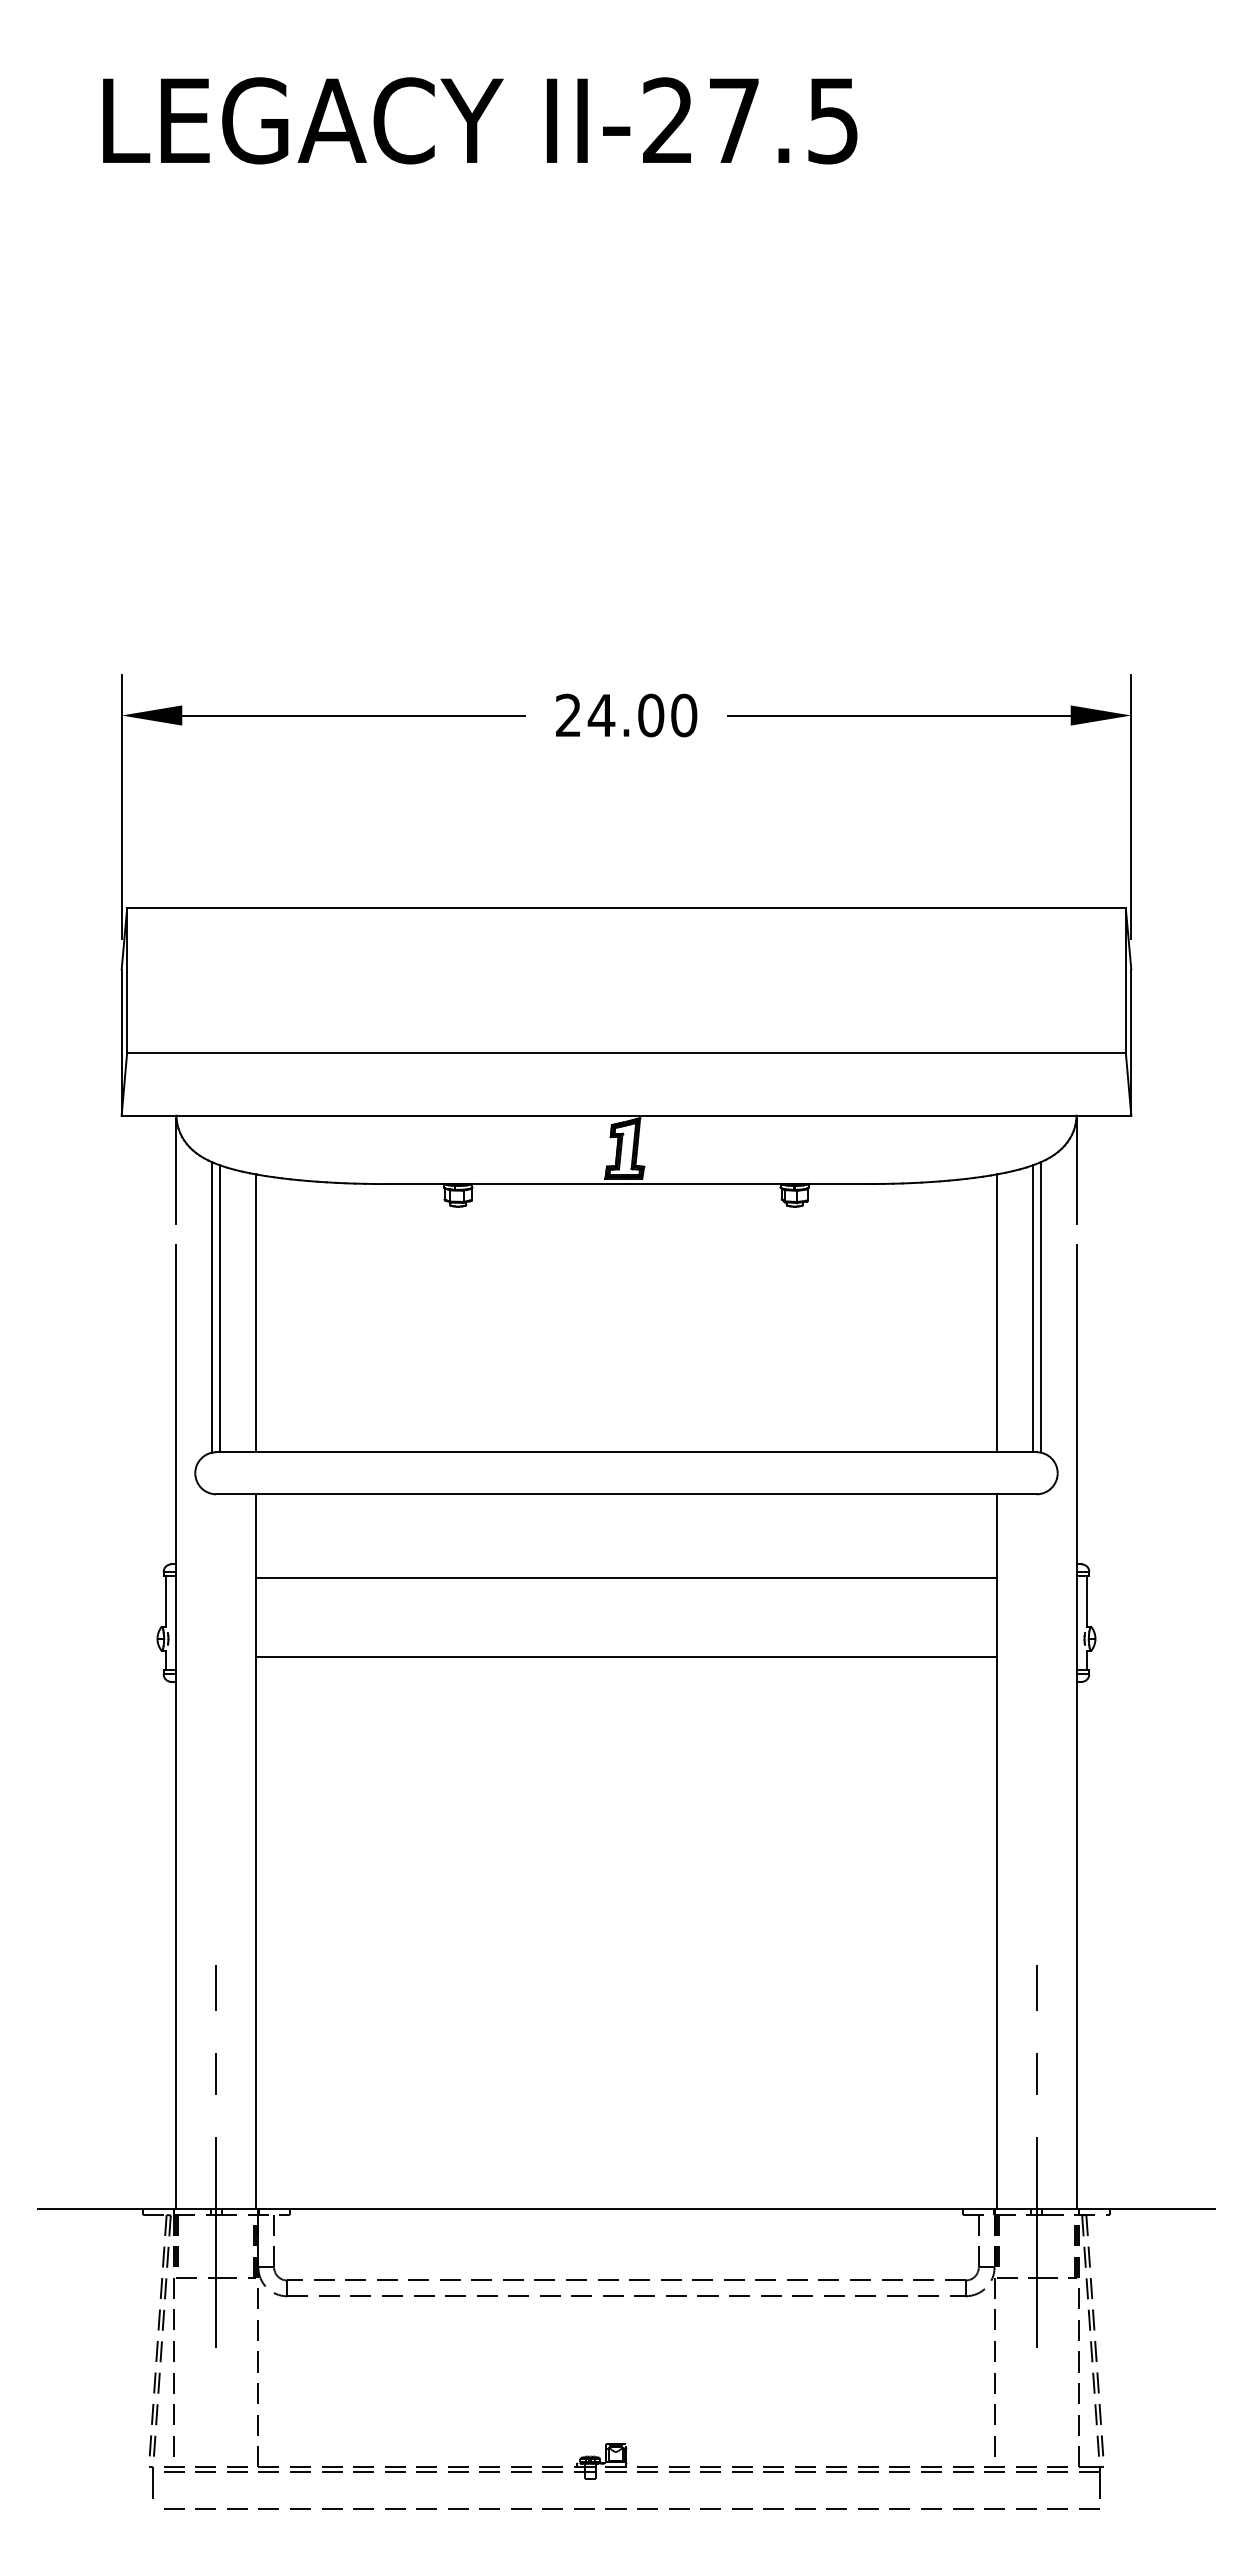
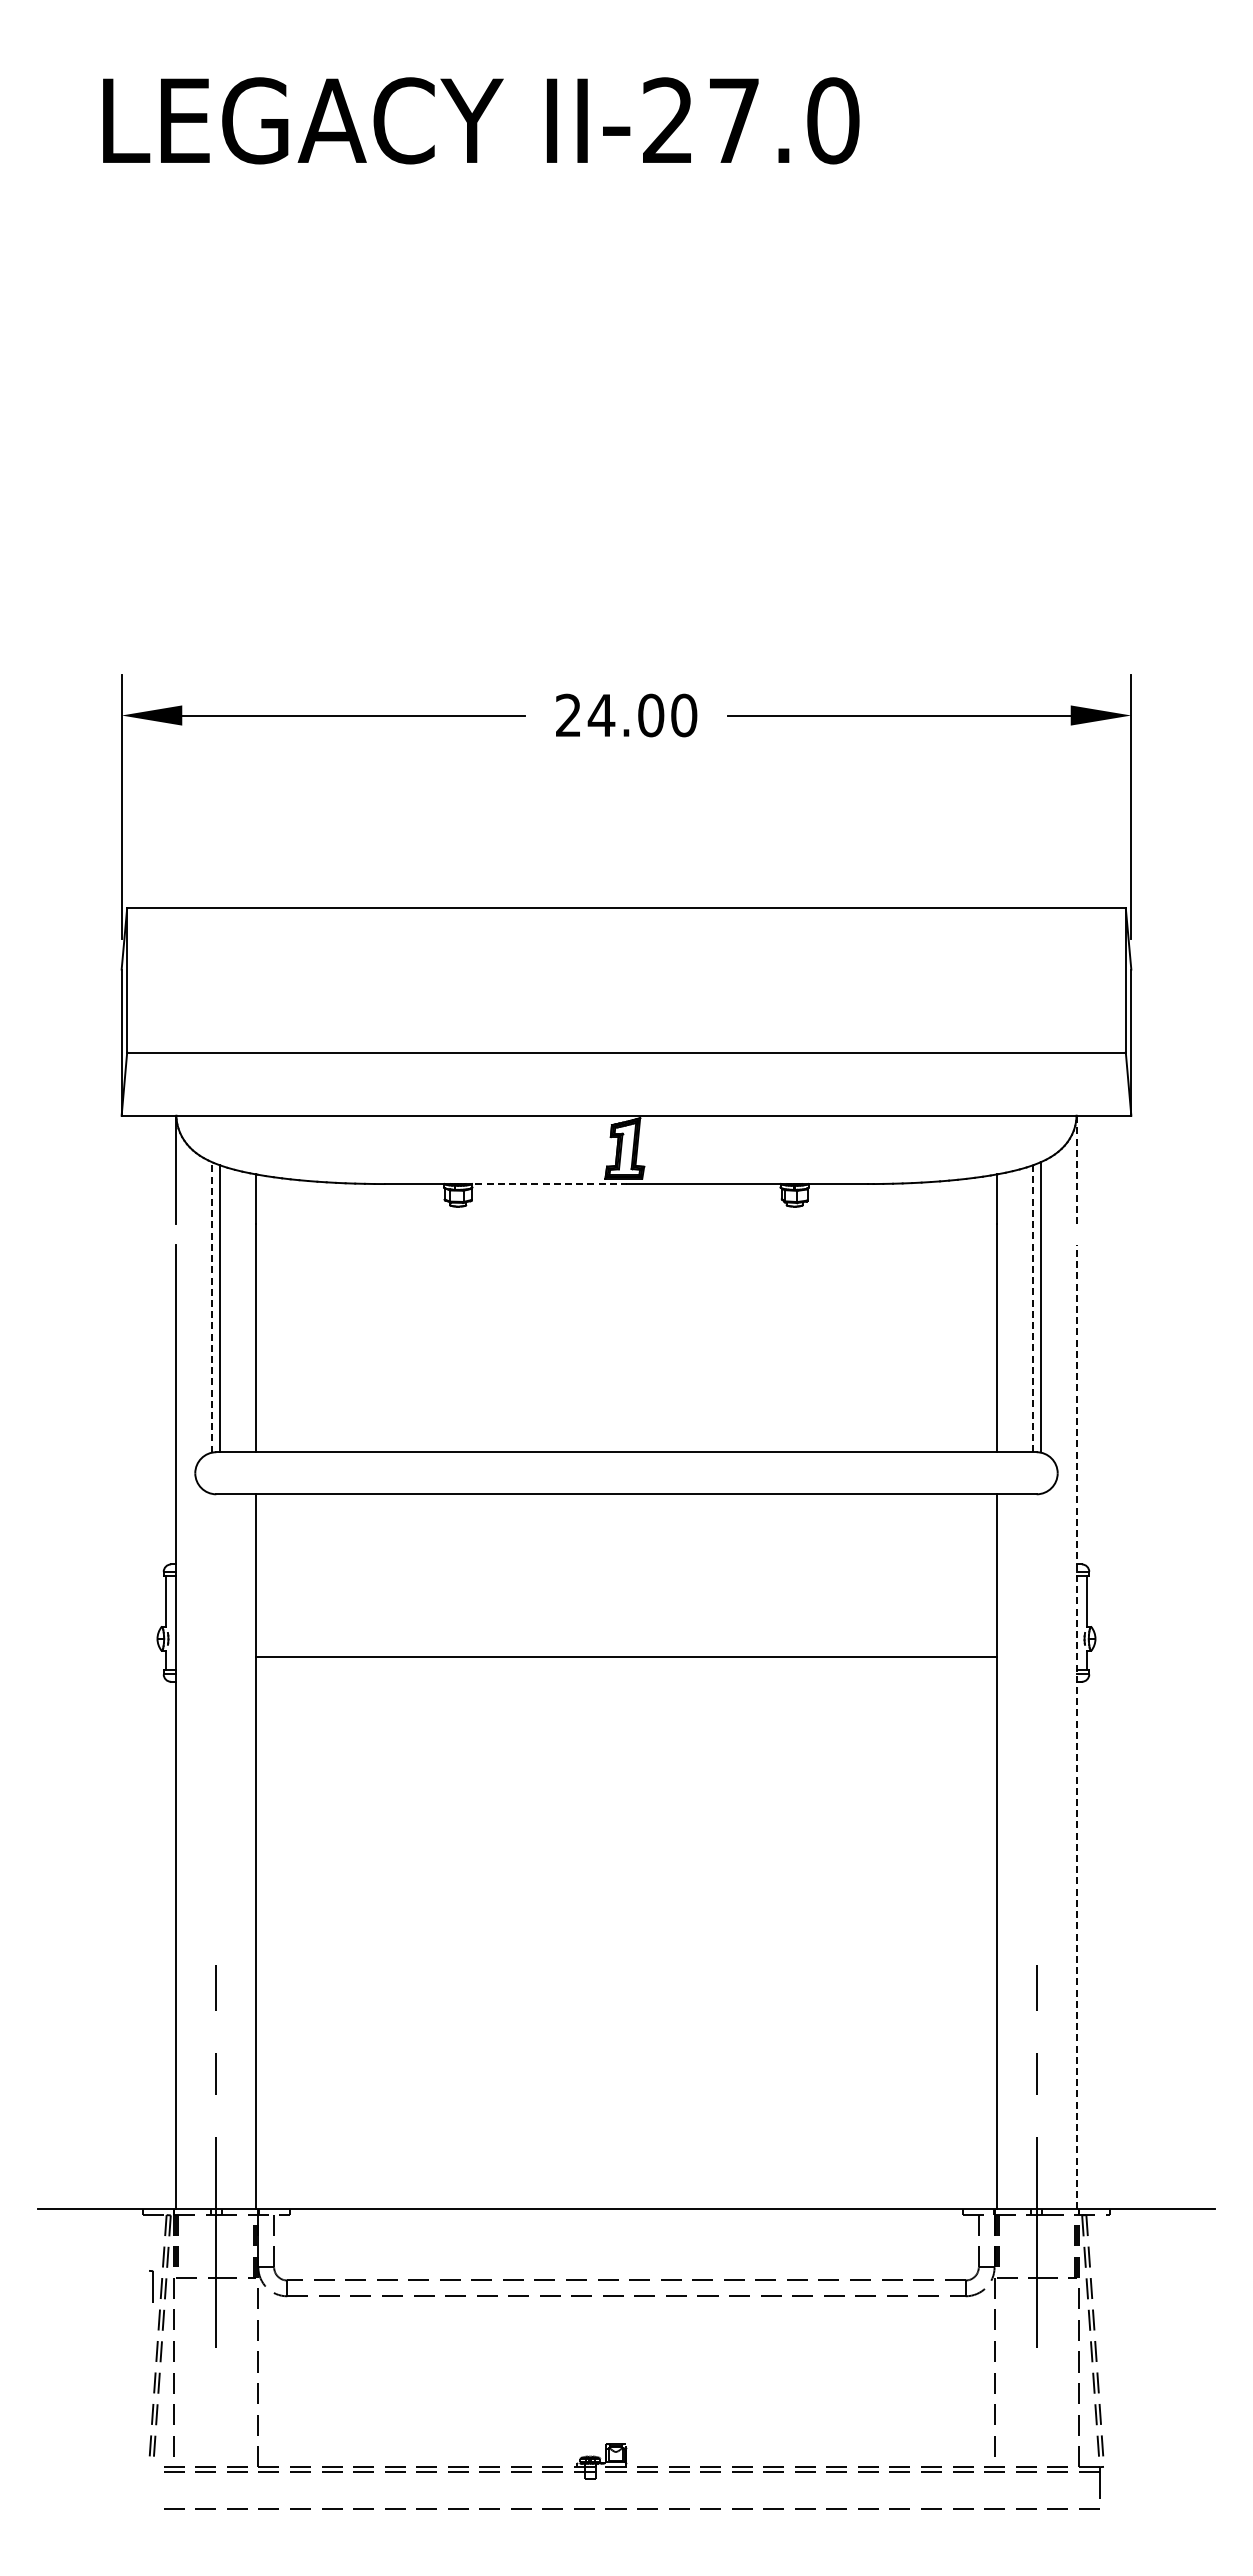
text: II-27.5 -> II-27.0 (833, 120)
line: solid -> dashed (1076, 1169)
line: solid -> dashed (545, 1184)
line: solid -> dashed (212, 1306)
line: solid -> dashed (1032, 1308)
line: present -> none (626, 1578)
line: solid -> dashed (1076, 1726)
part position: (151, 2482) -> (151, 2286) (151, 2286)
